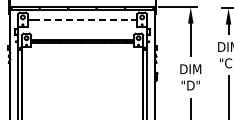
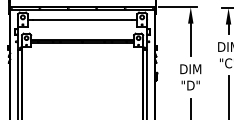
line: dashed -> solid (82, 19)
